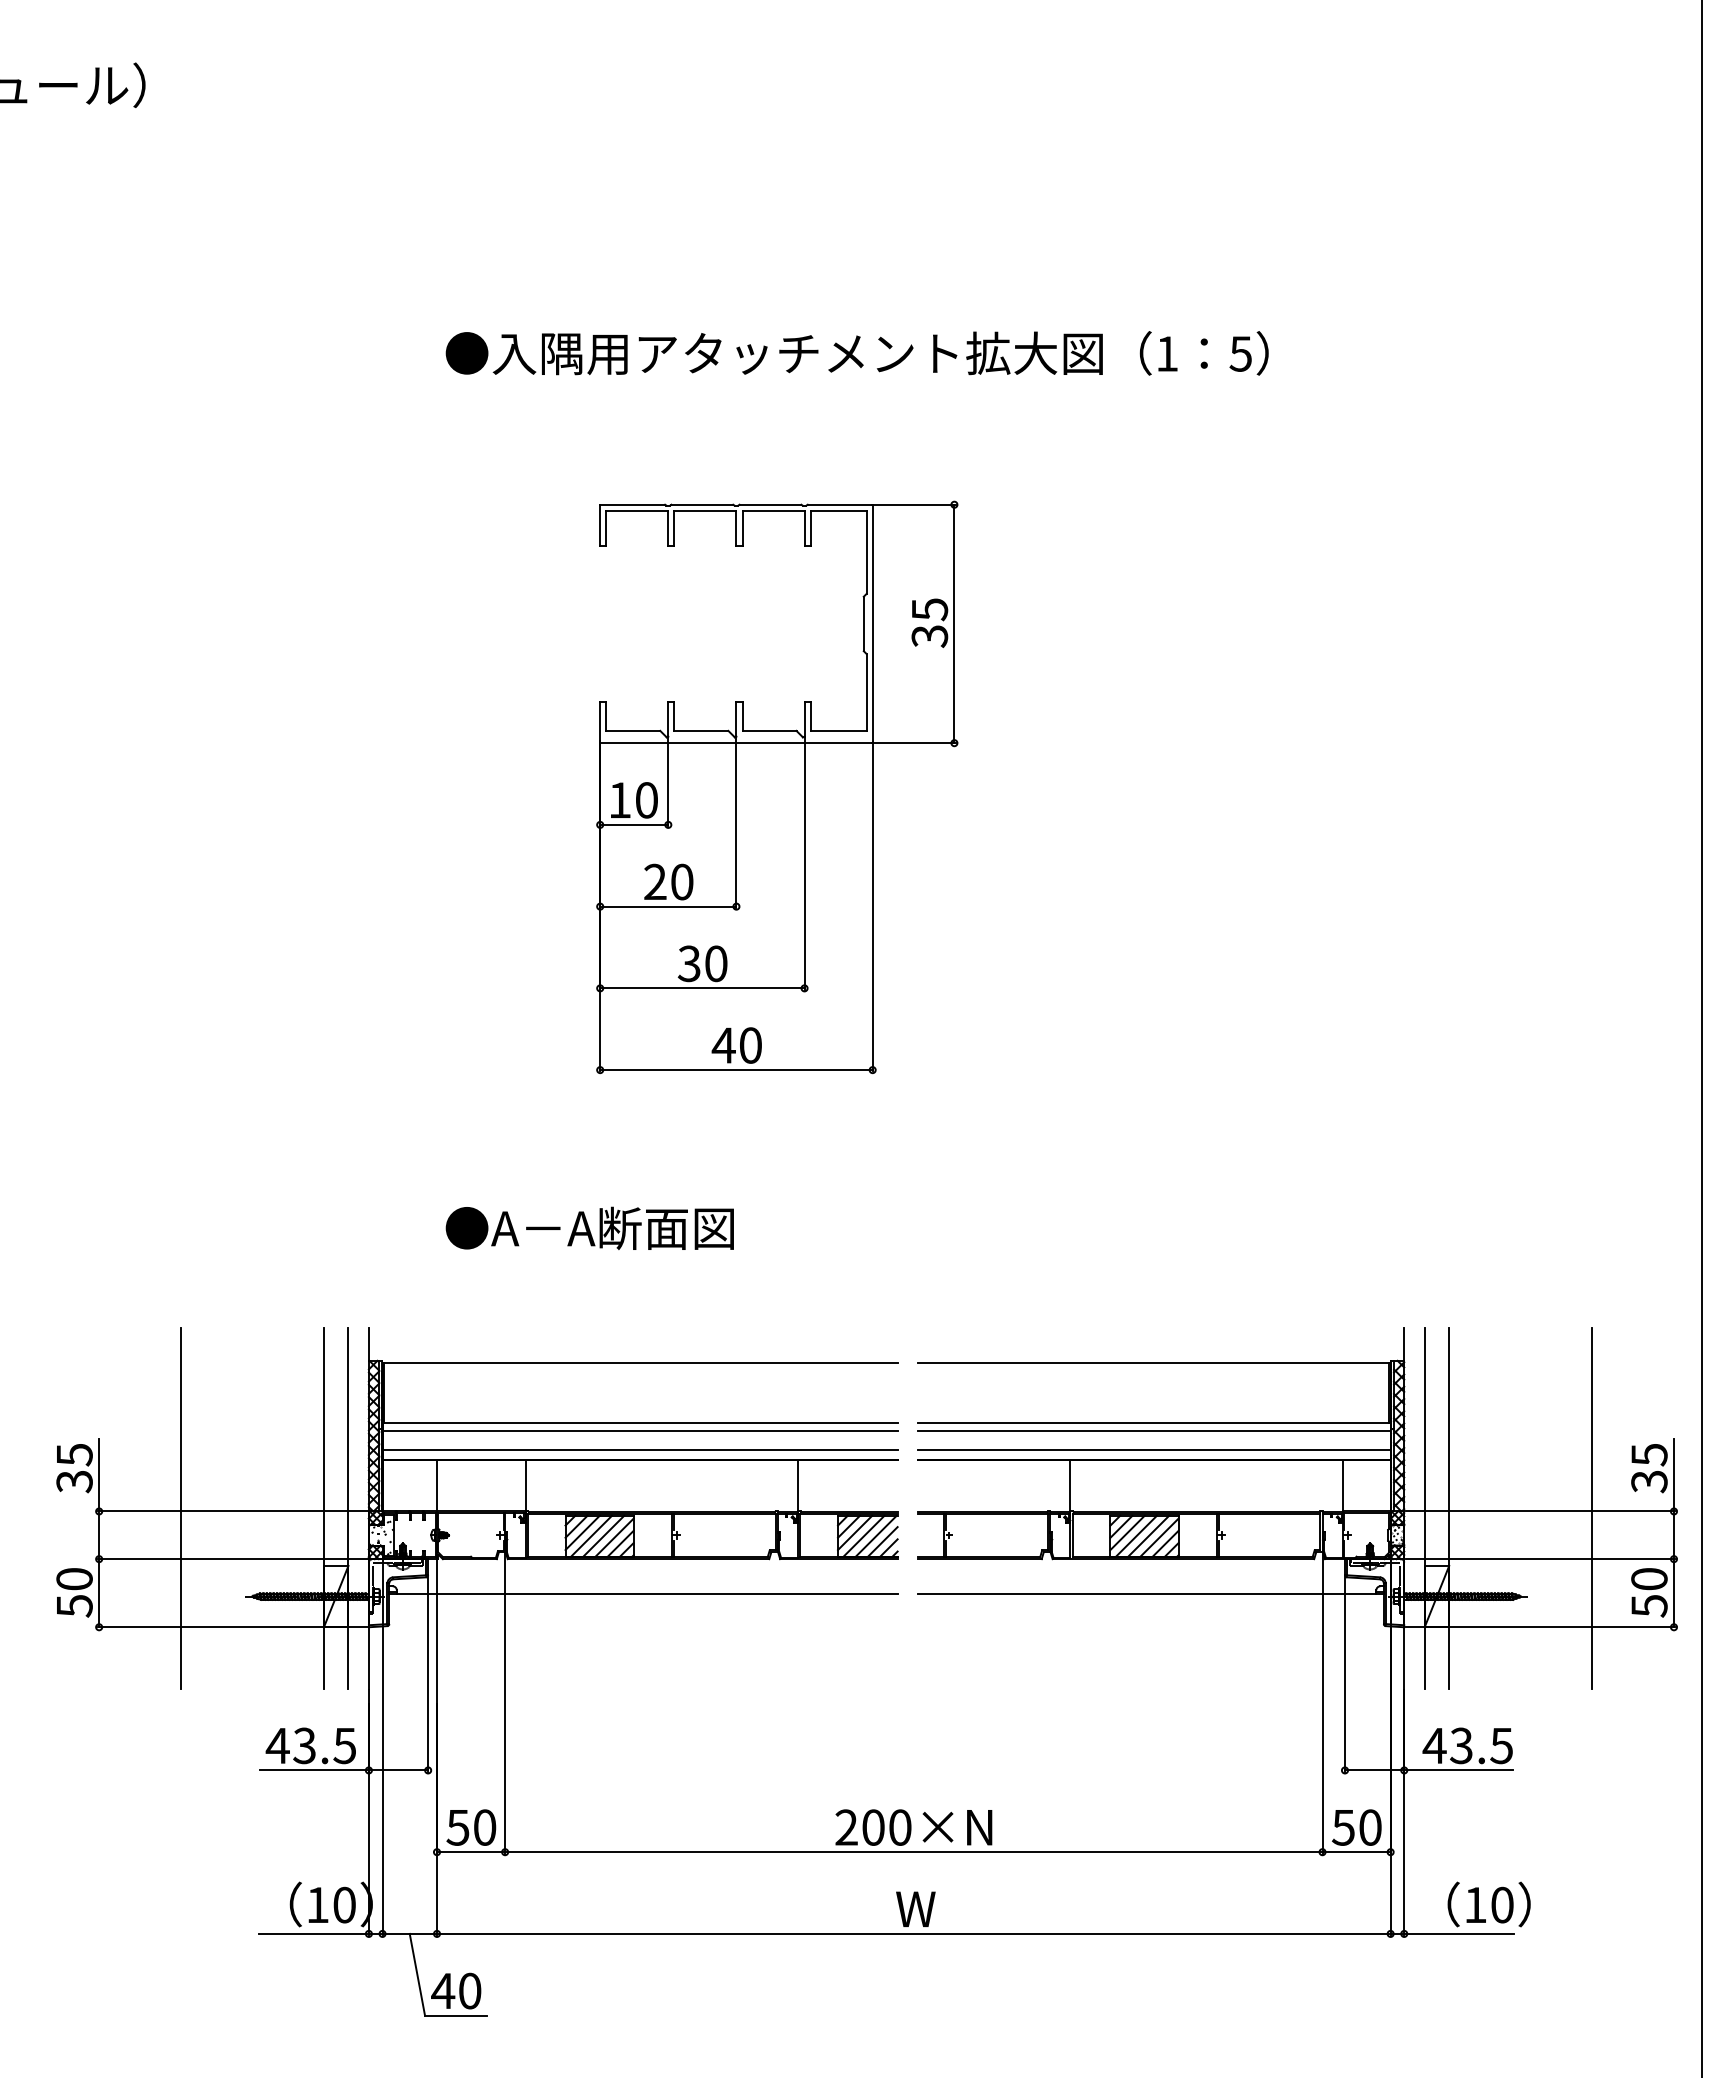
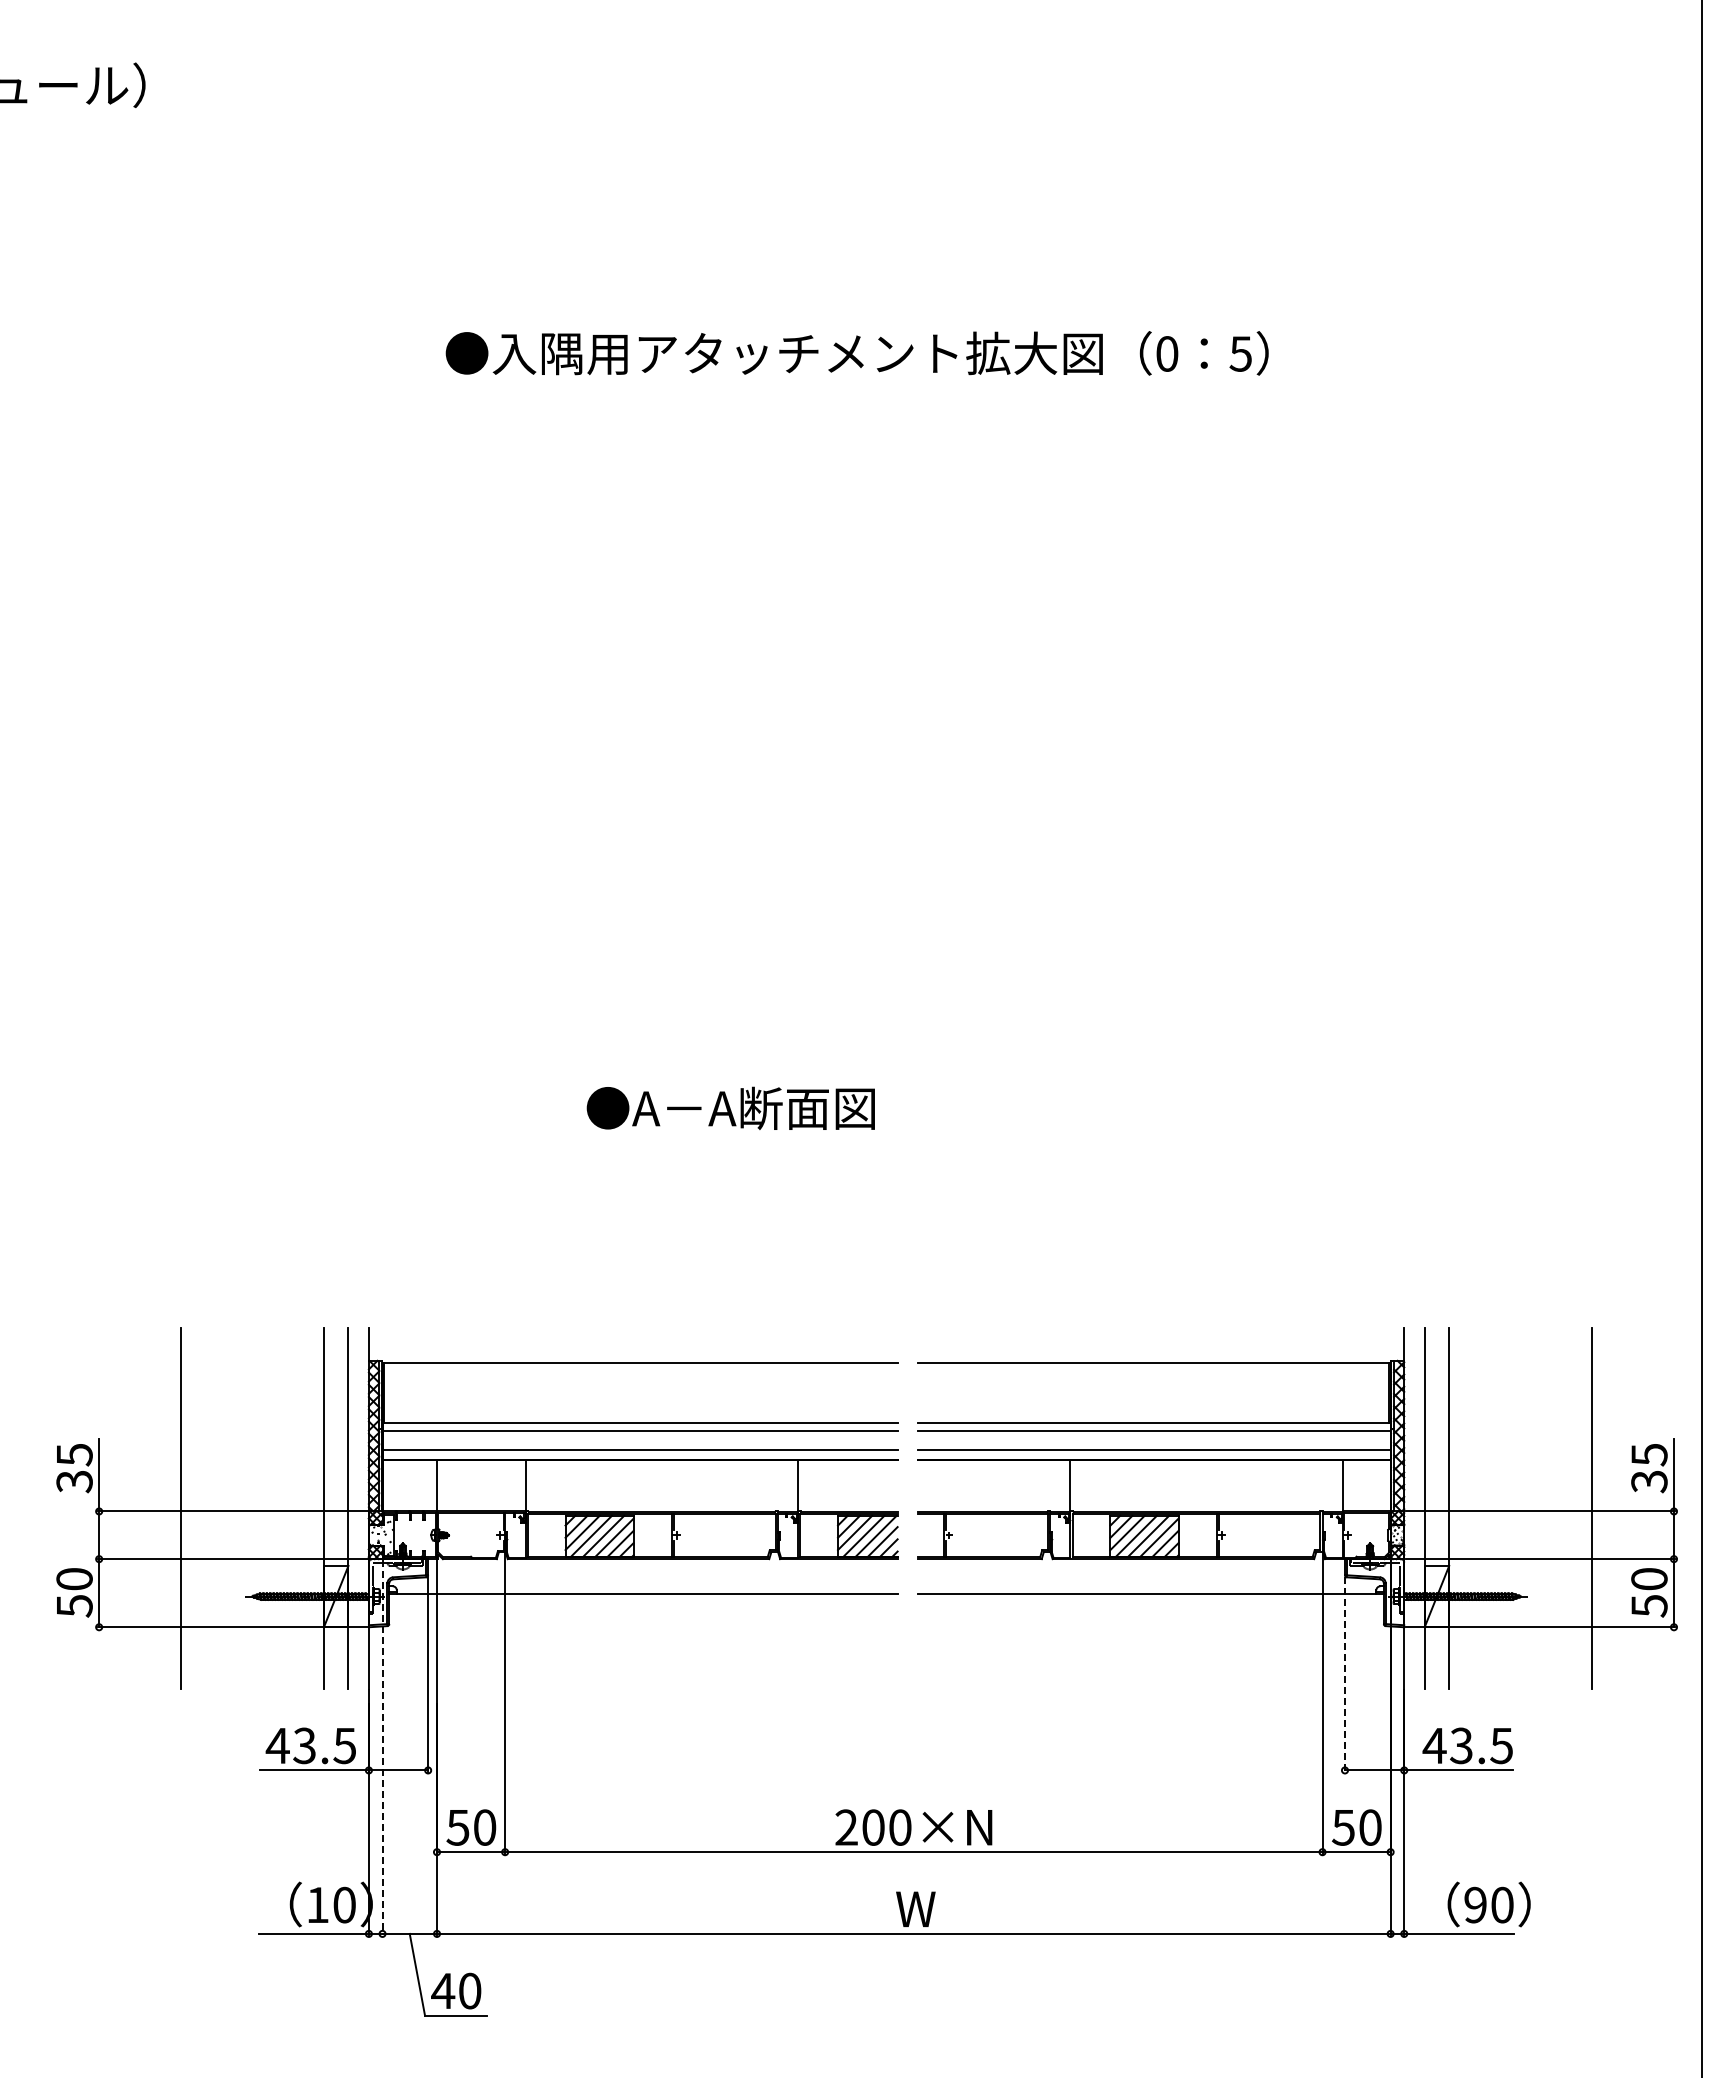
text: 1 -> 0 (1167, 353)
part: present -> none (777, 786)
text position: (589, 1227) -> (730, 1107) (730, 1107)
line: solid -> dashed (1344, 1674)
line: solid -> dashed (382, 1747)
text: 10 -> 90 (1475, 1904)
